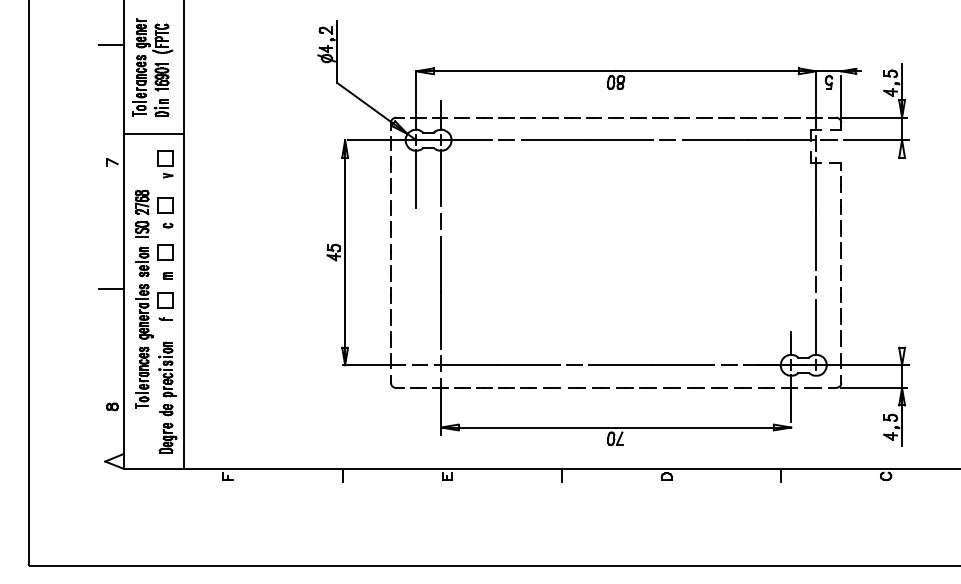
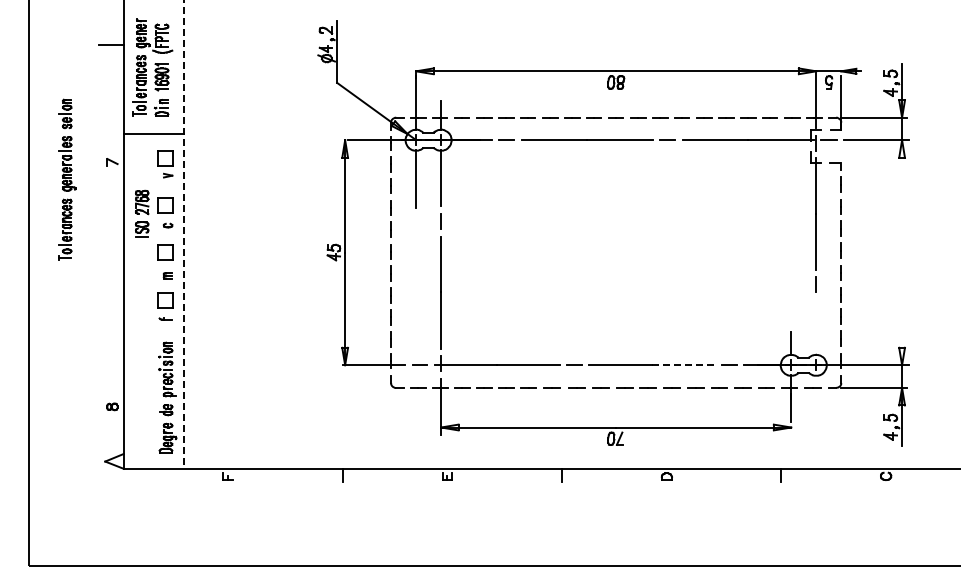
line: solid -> dashed (183, 235)
line: present -> none (110, 289)
part position: (144, 327) -> (67, 179) (67, 179)
line: present -> none (816, 327)
line: solid -> dashed (682, 365)
